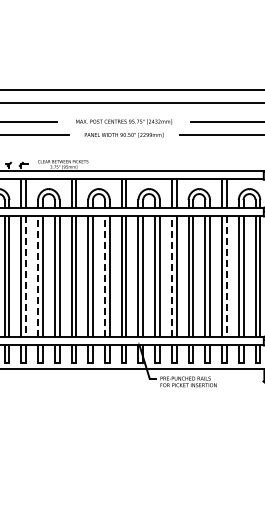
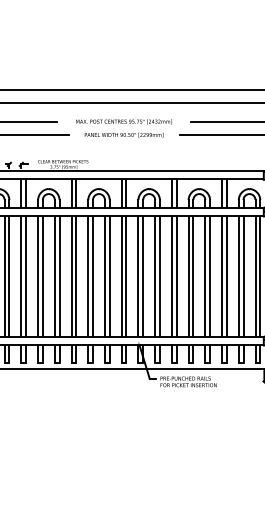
line: dashed -> solid (26, 276)
line: dashed -> solid (38, 276)
line: dashed -> solid (104, 276)
line: dashed -> solid (171, 276)
line: dashed -> solid (226, 276)
